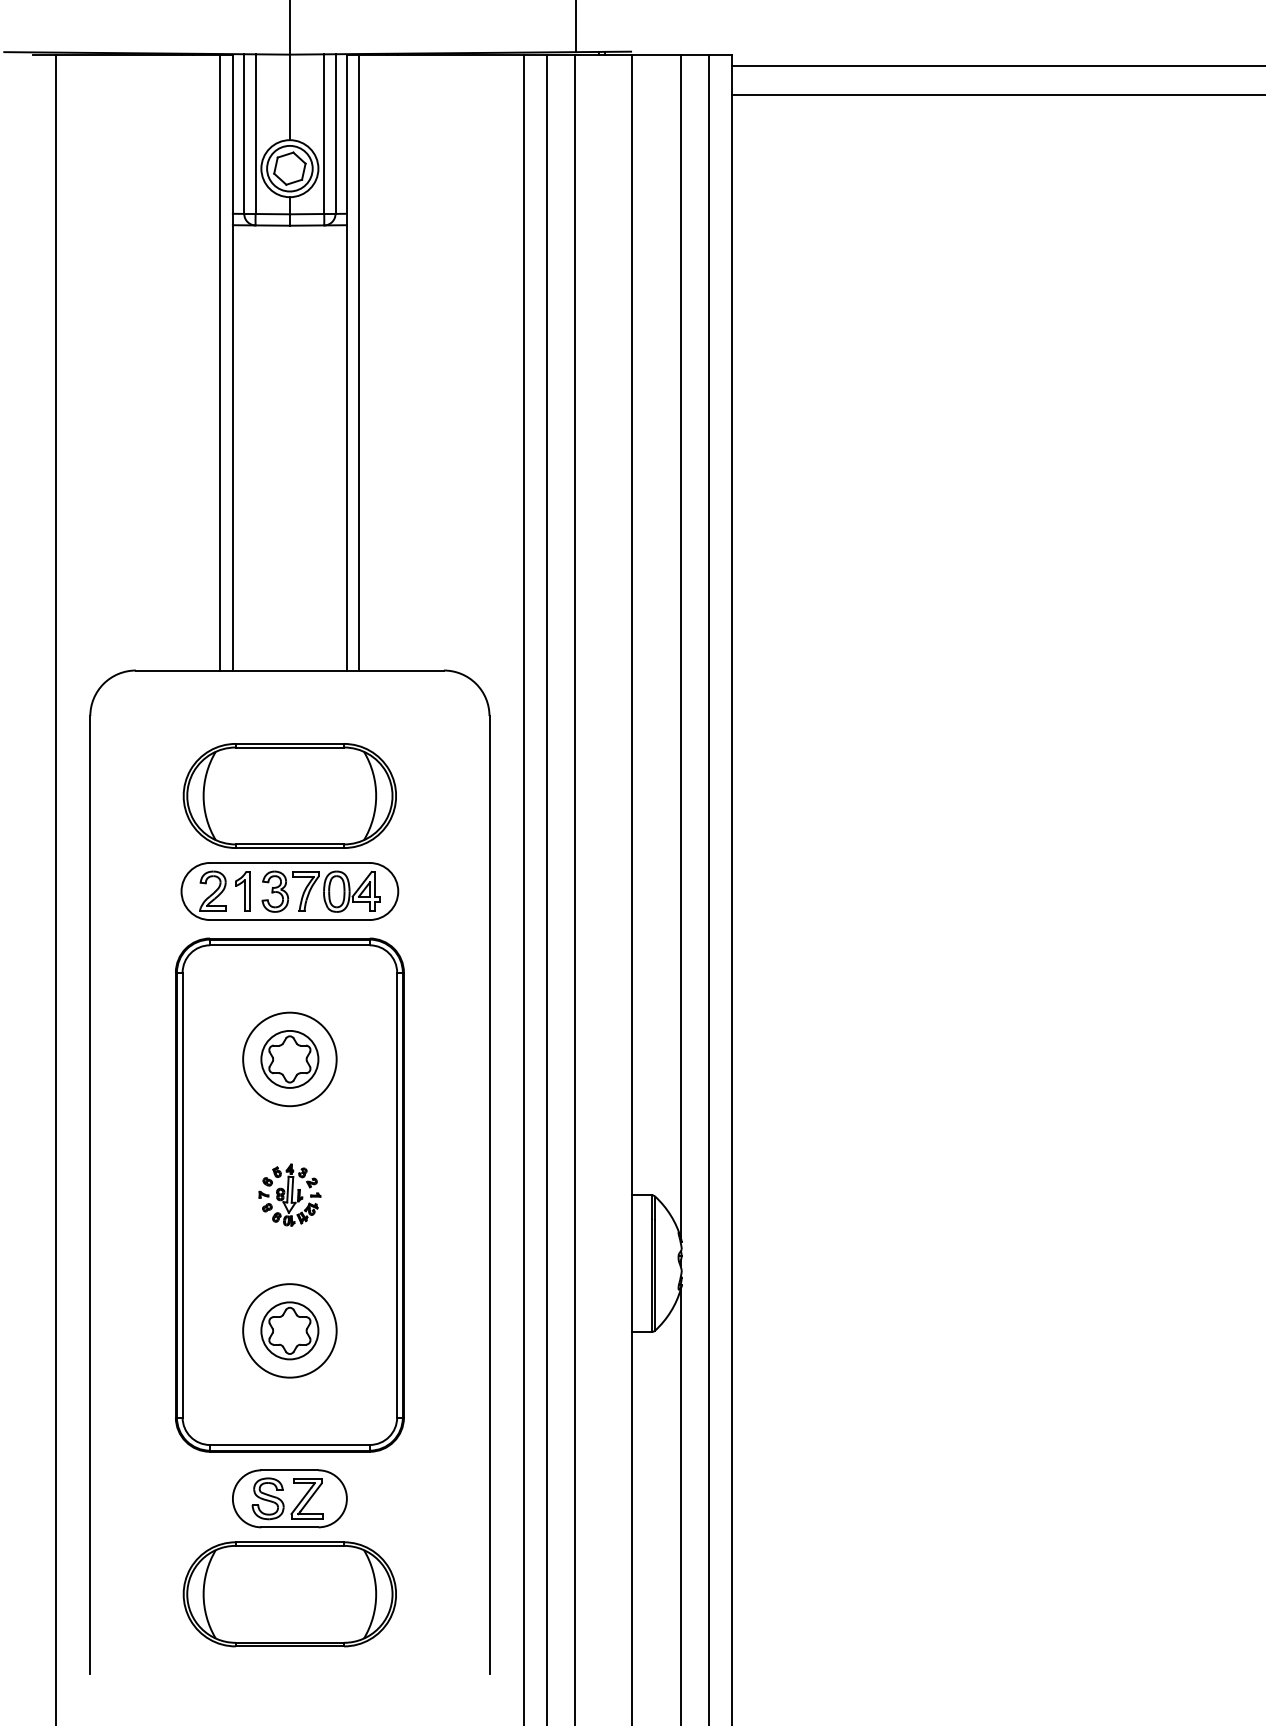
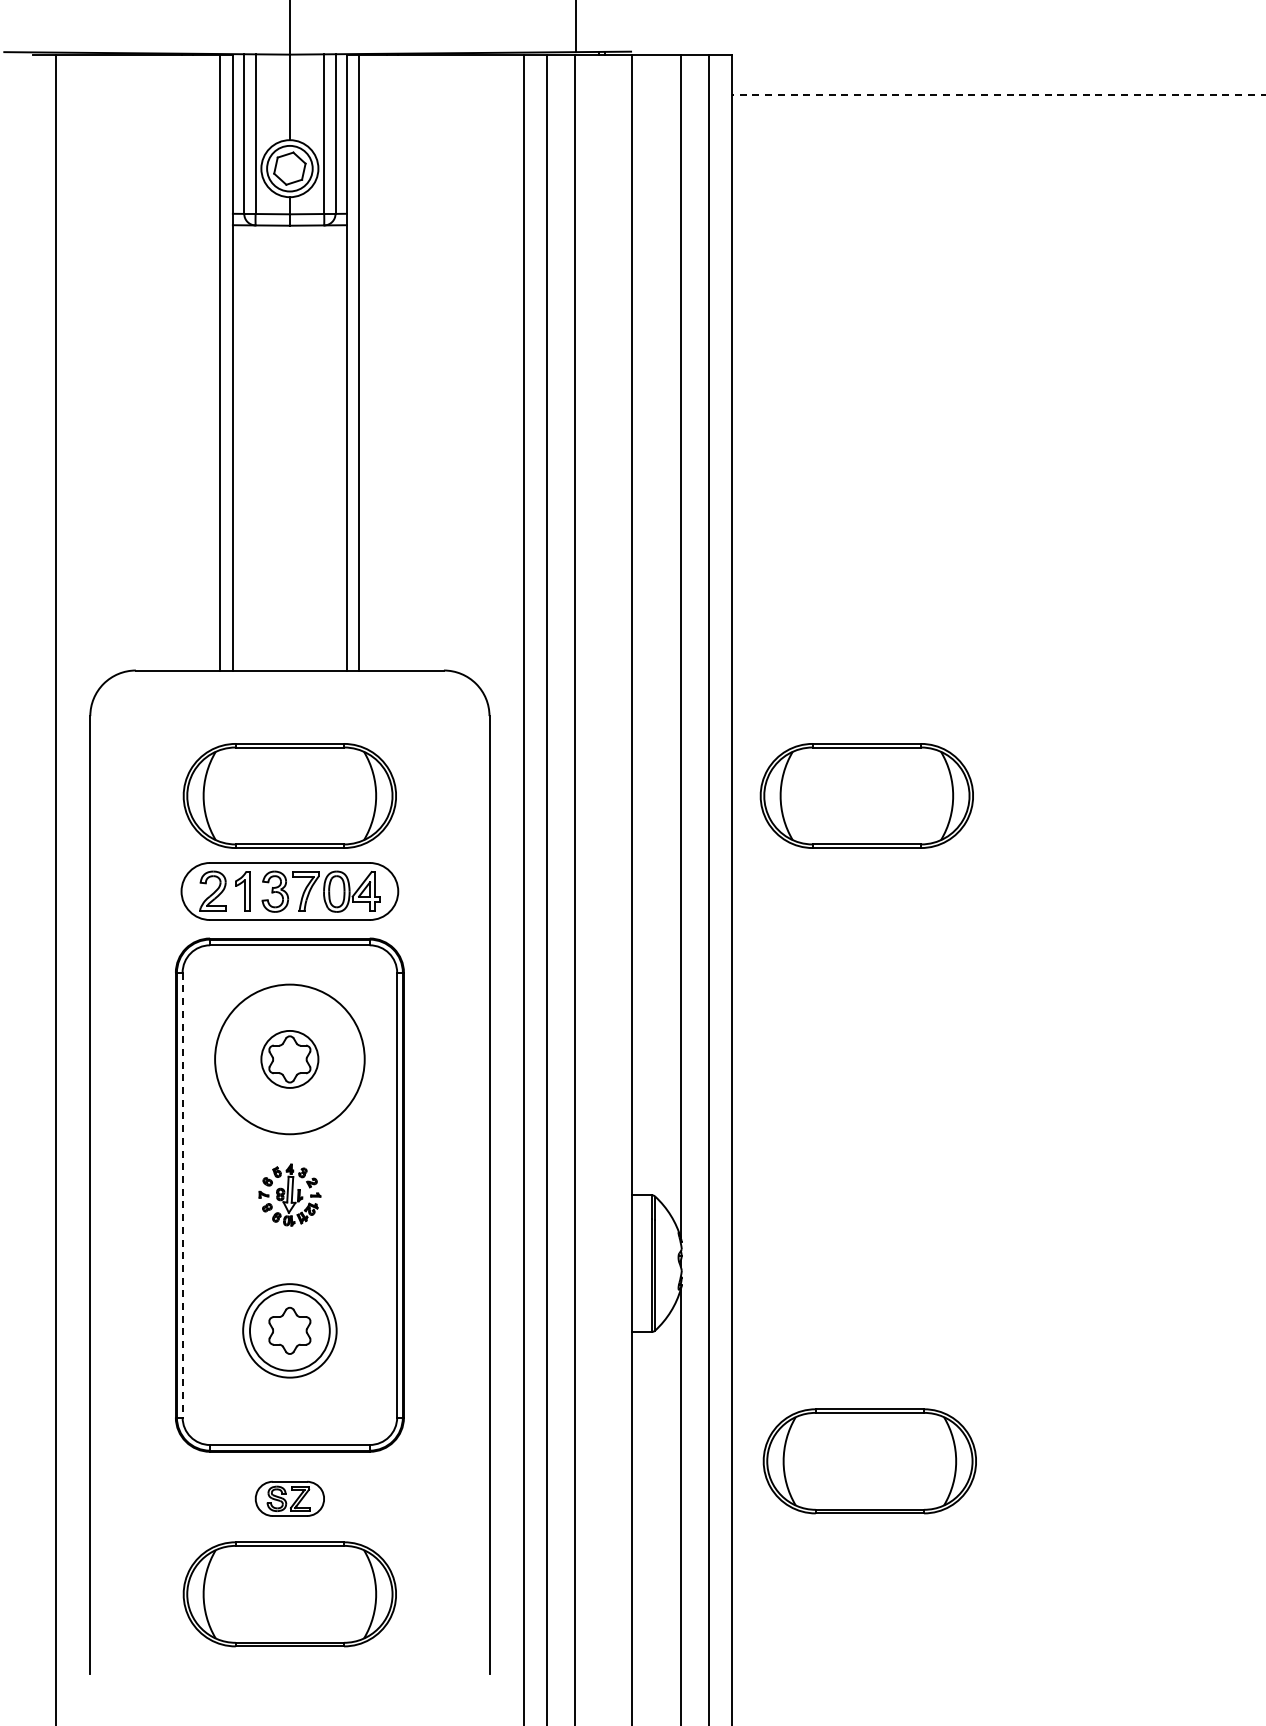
line: present -> none (996, 66)
line: solid -> dashed (998, 94)
part: none -> present (866, 795)
circle diameter: 94 px -> 150 px (289, 1059)
line: solid -> dashed (182, 1195)
circle diameter: 57 px -> 80 px (289, 1330)
part: none -> present (869, 1461)
part size: 116x60 px -> 71x37 px (289, 1498)
